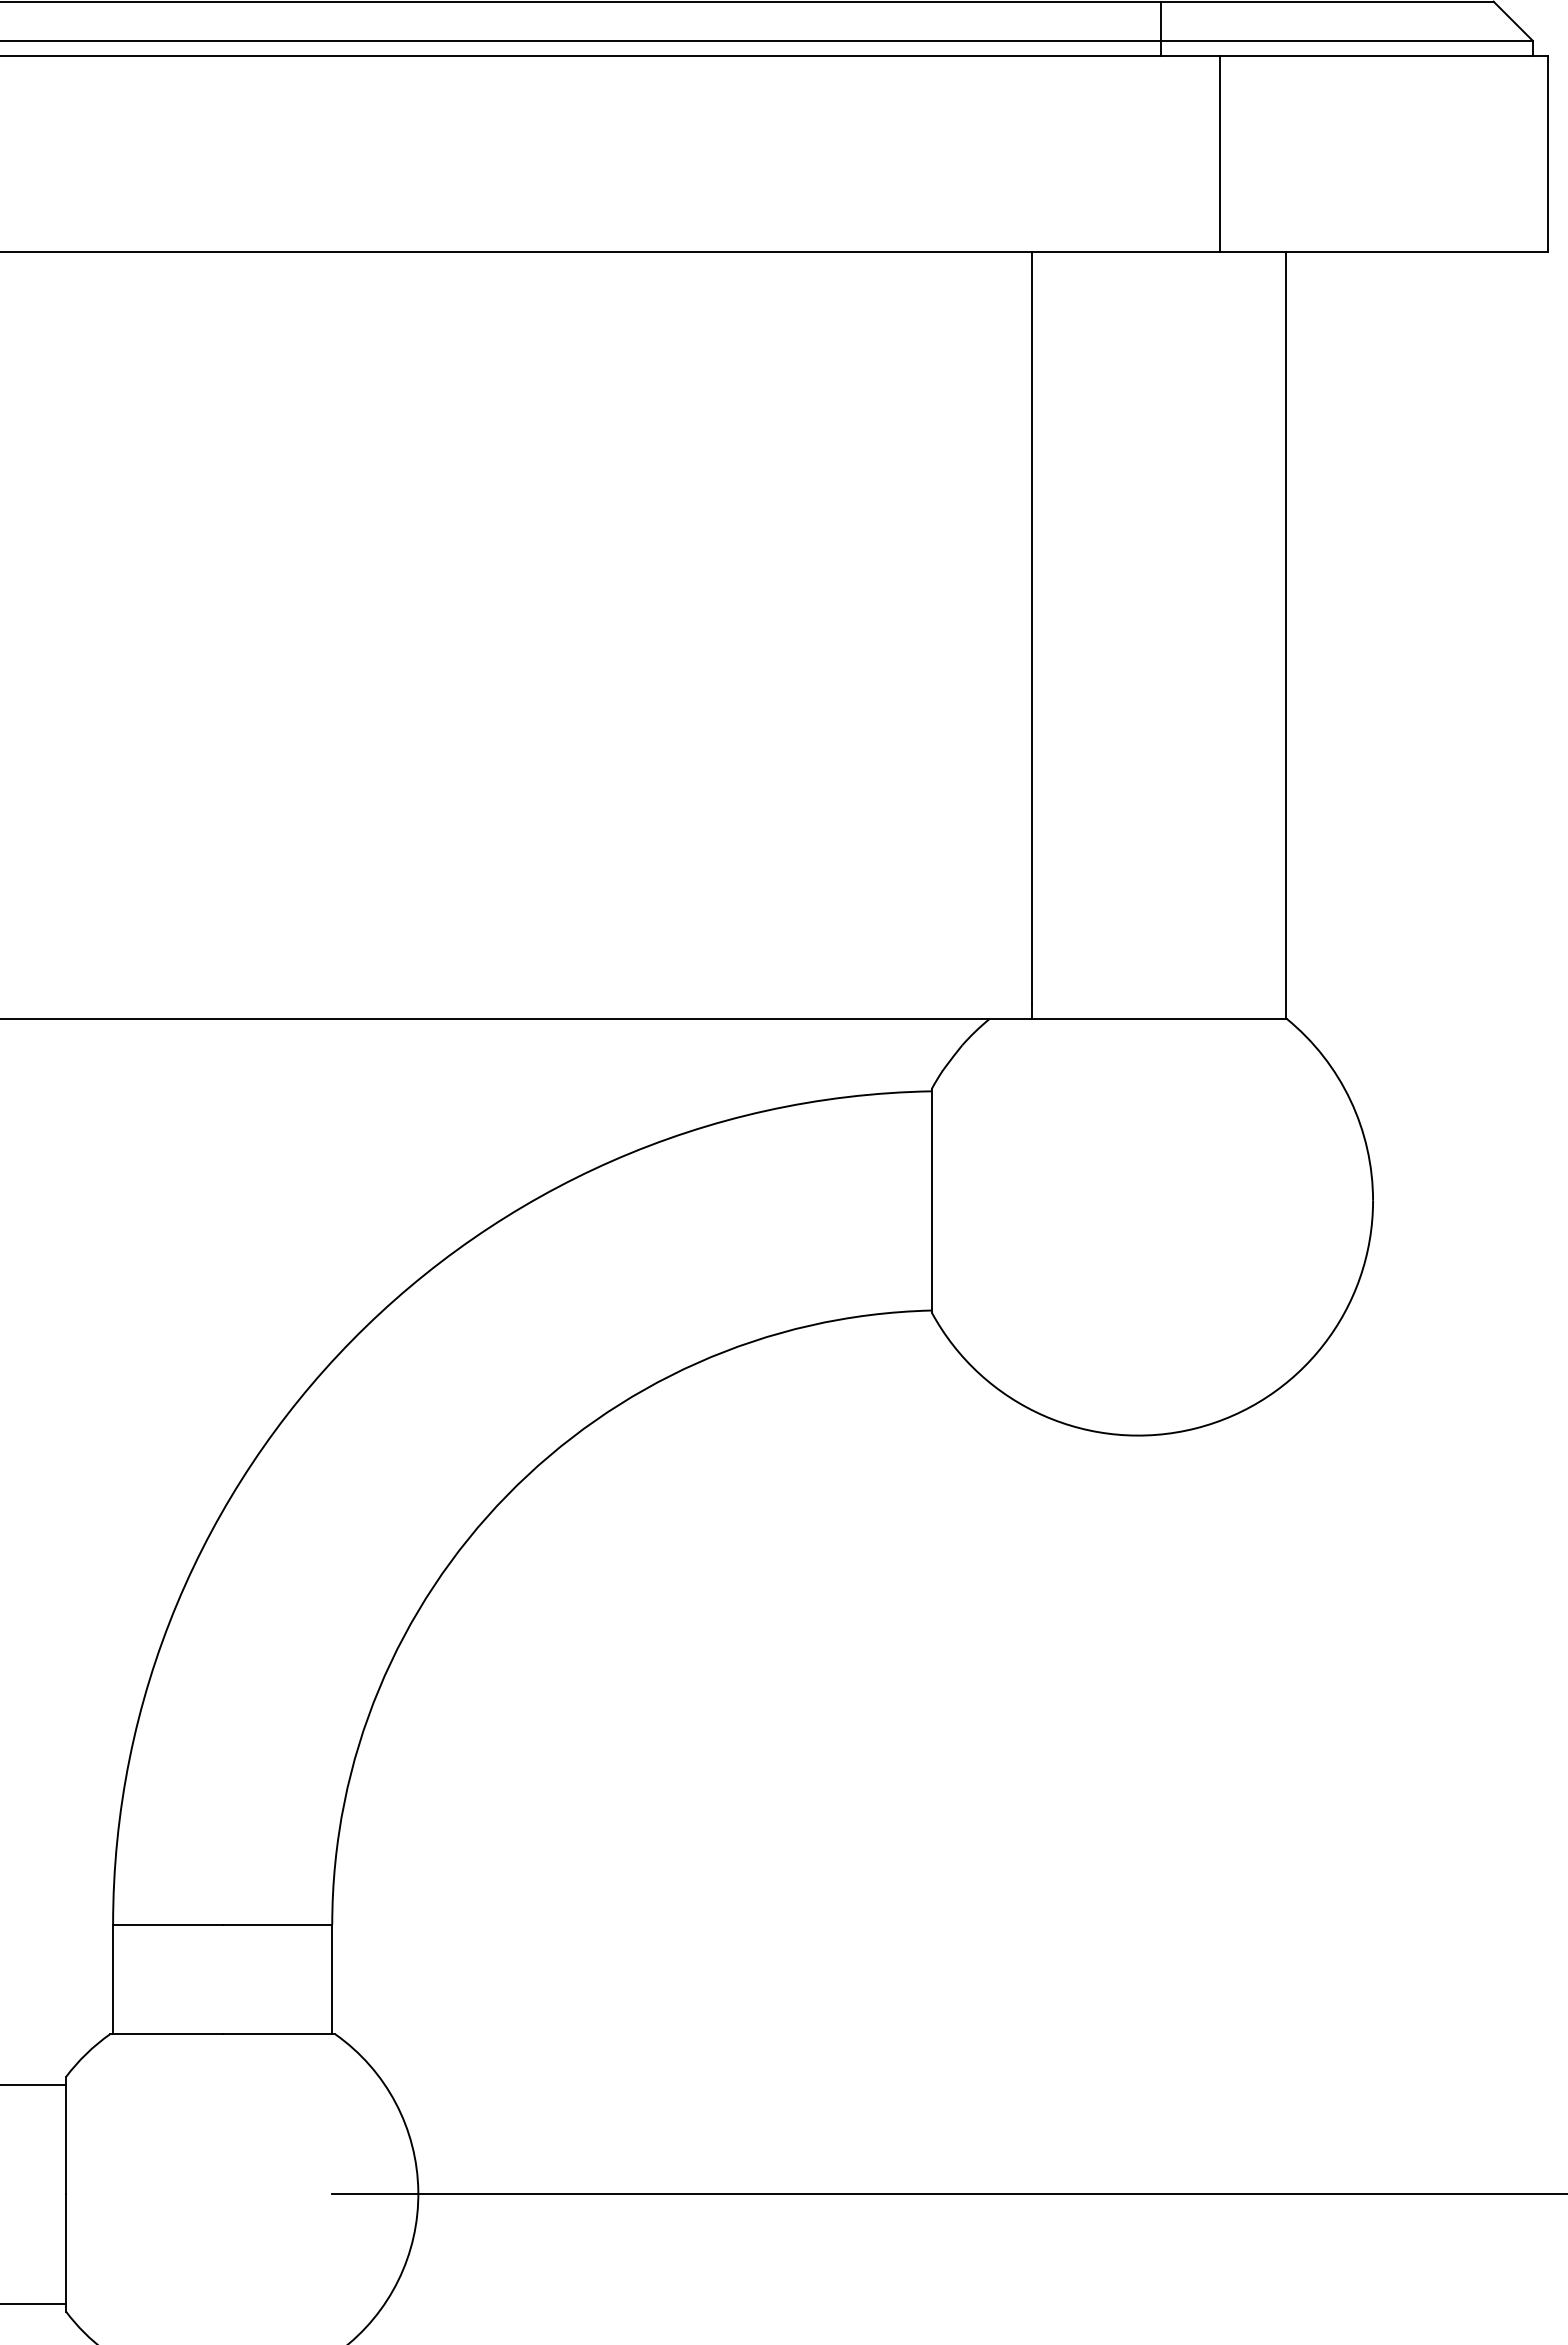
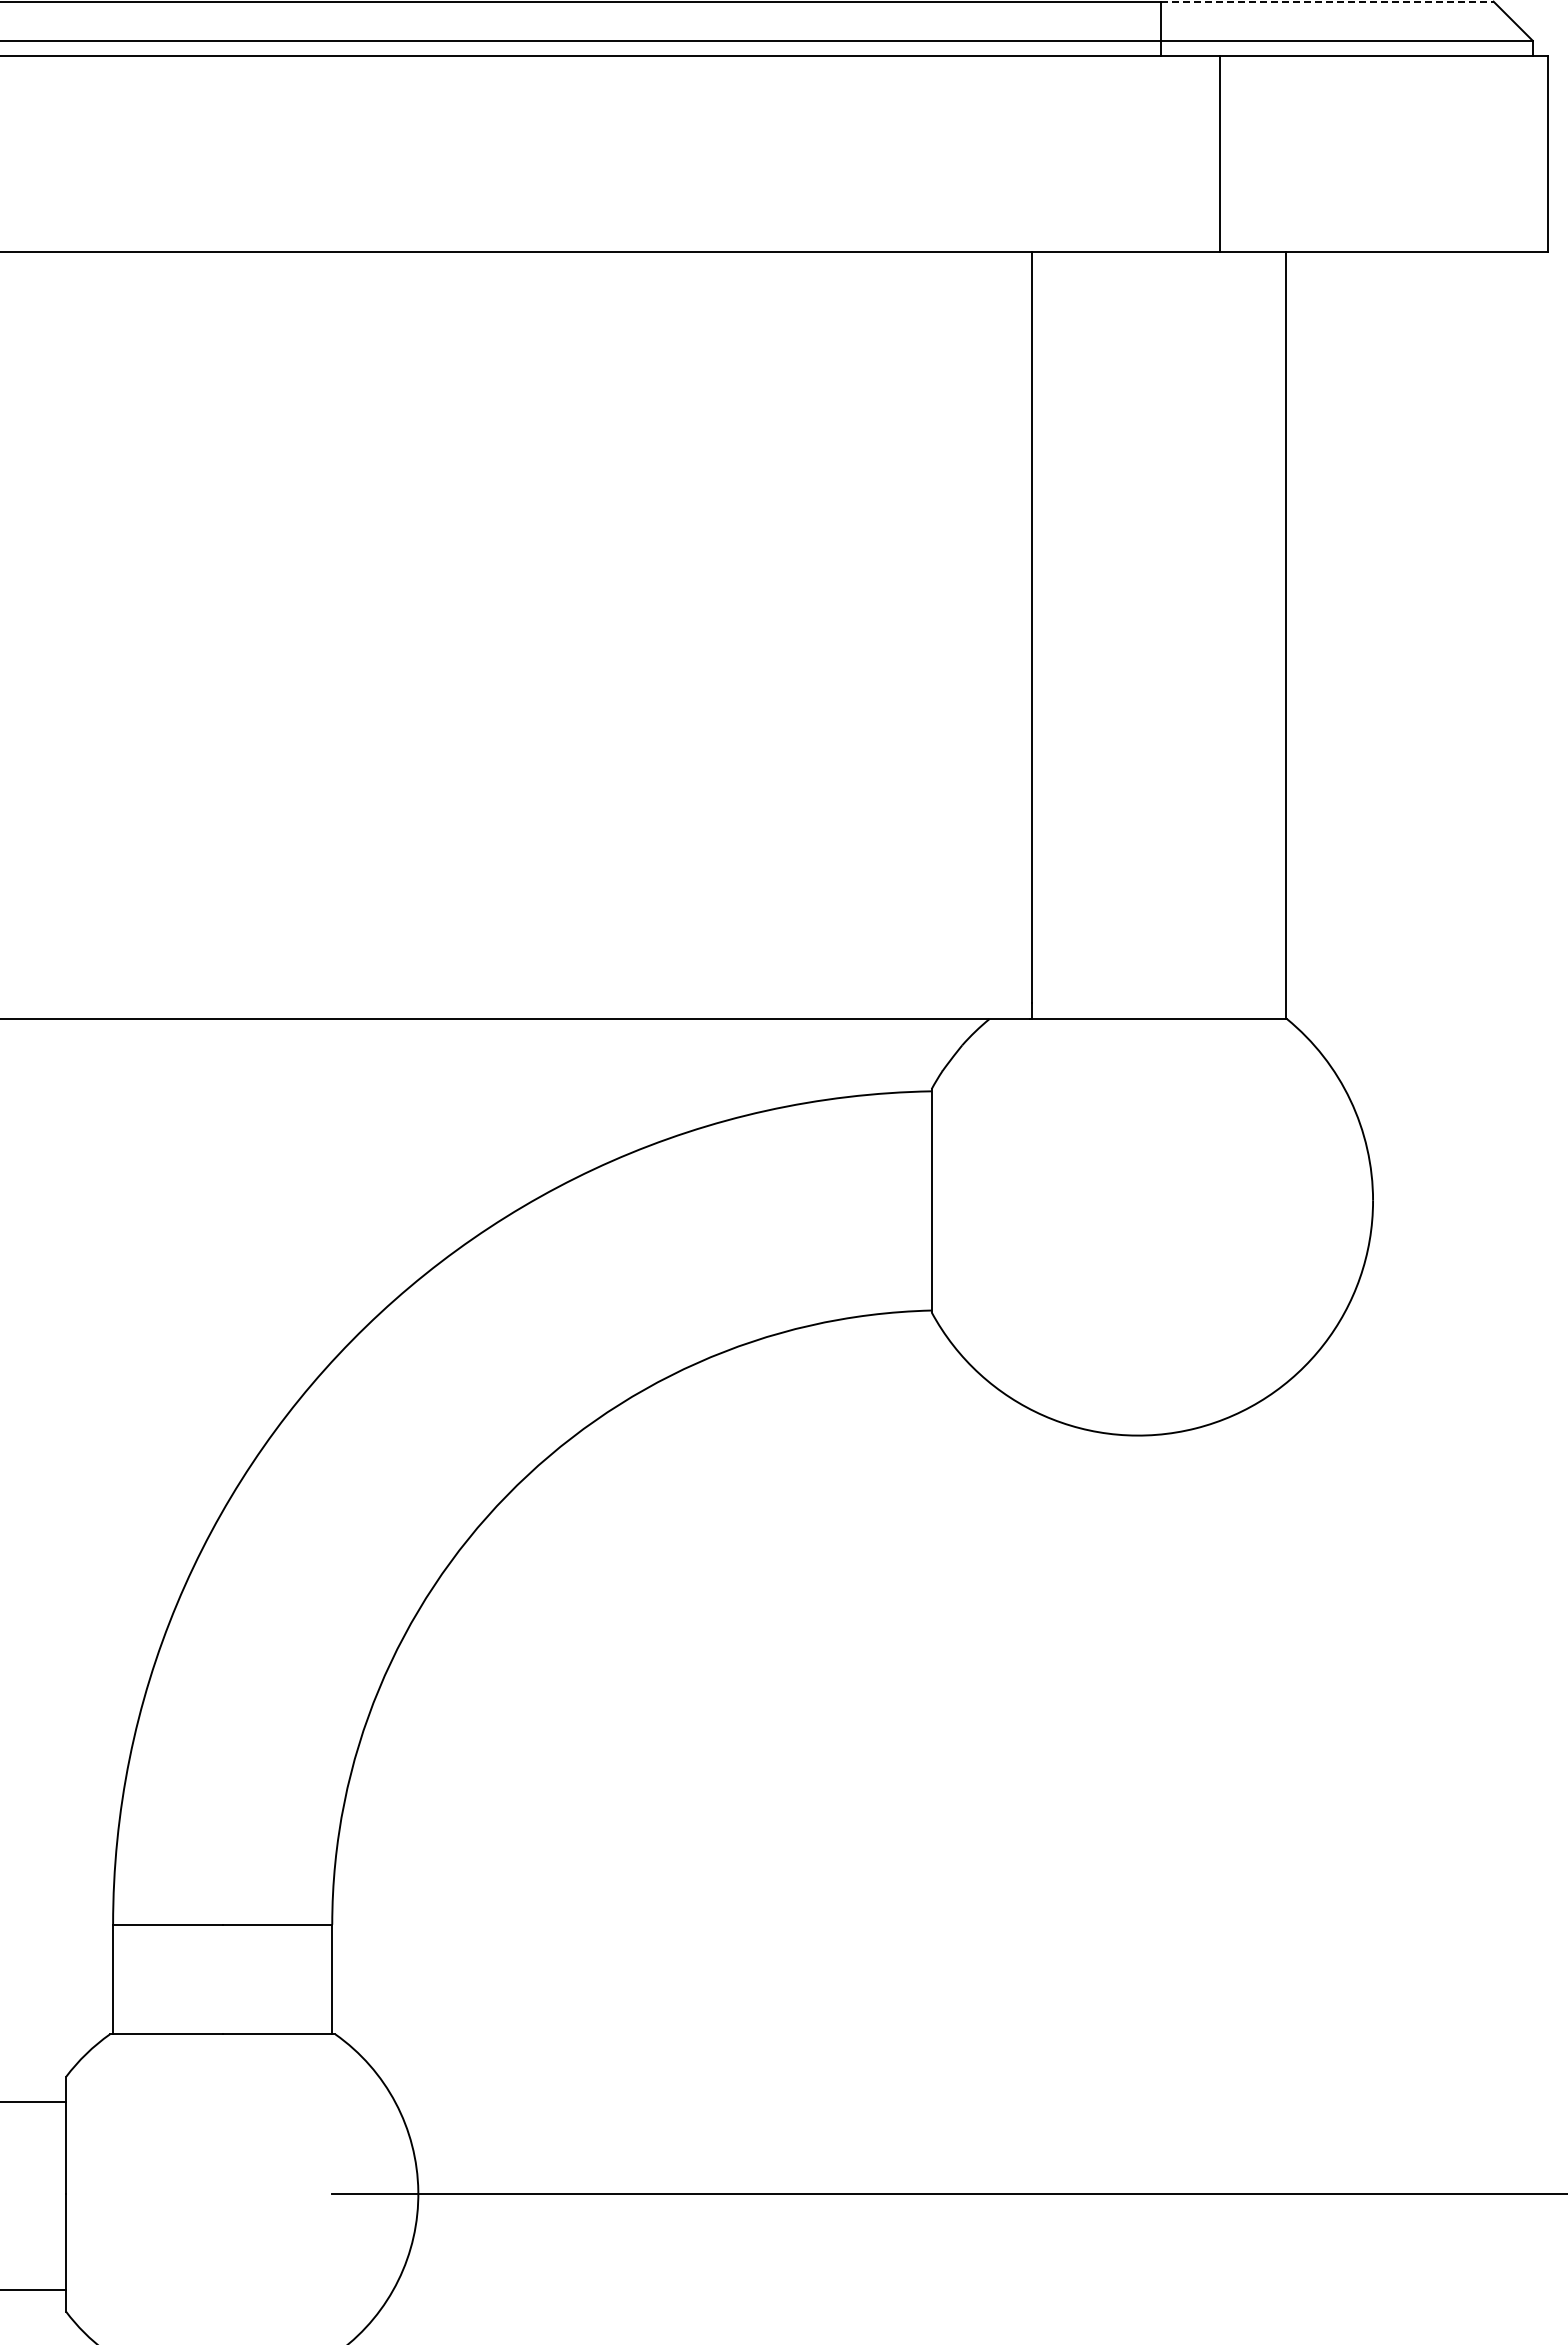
line: solid -> dashed (1327, 1)
line position: (34, 2084) -> (34, 2101) (34, 2101)
line position: (34, 2303) -> (34, 2289) (34, 2289)
